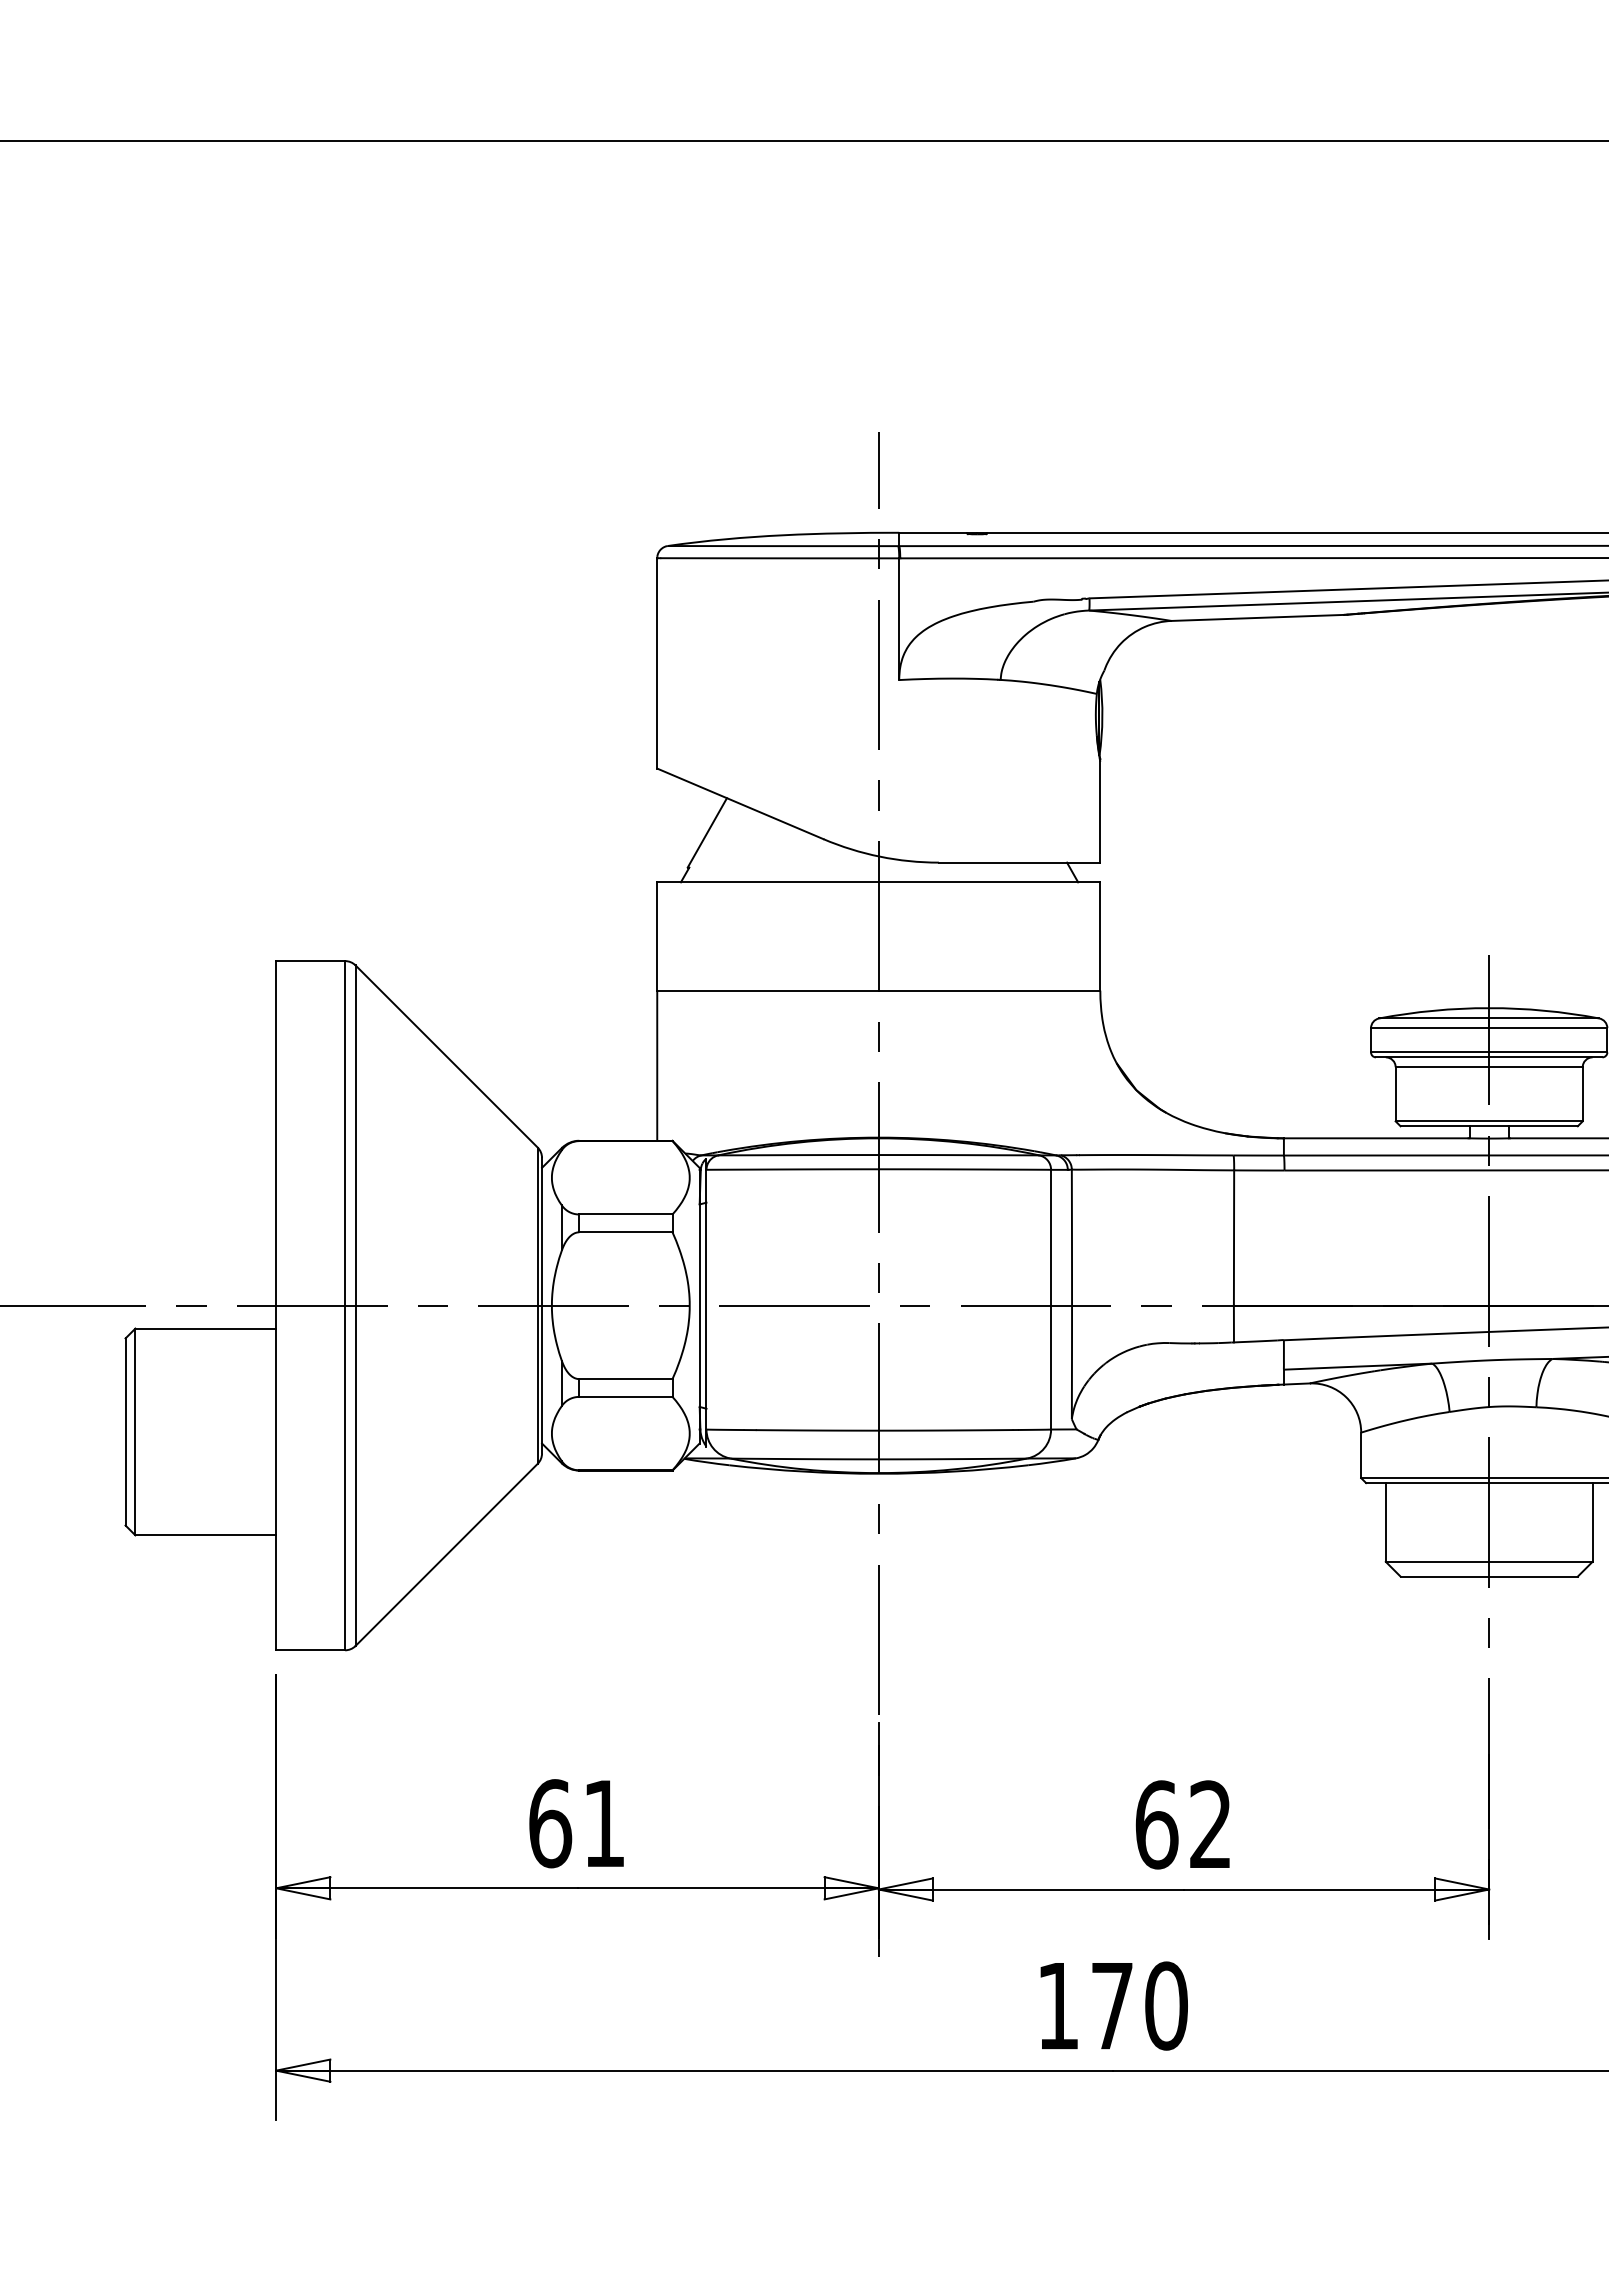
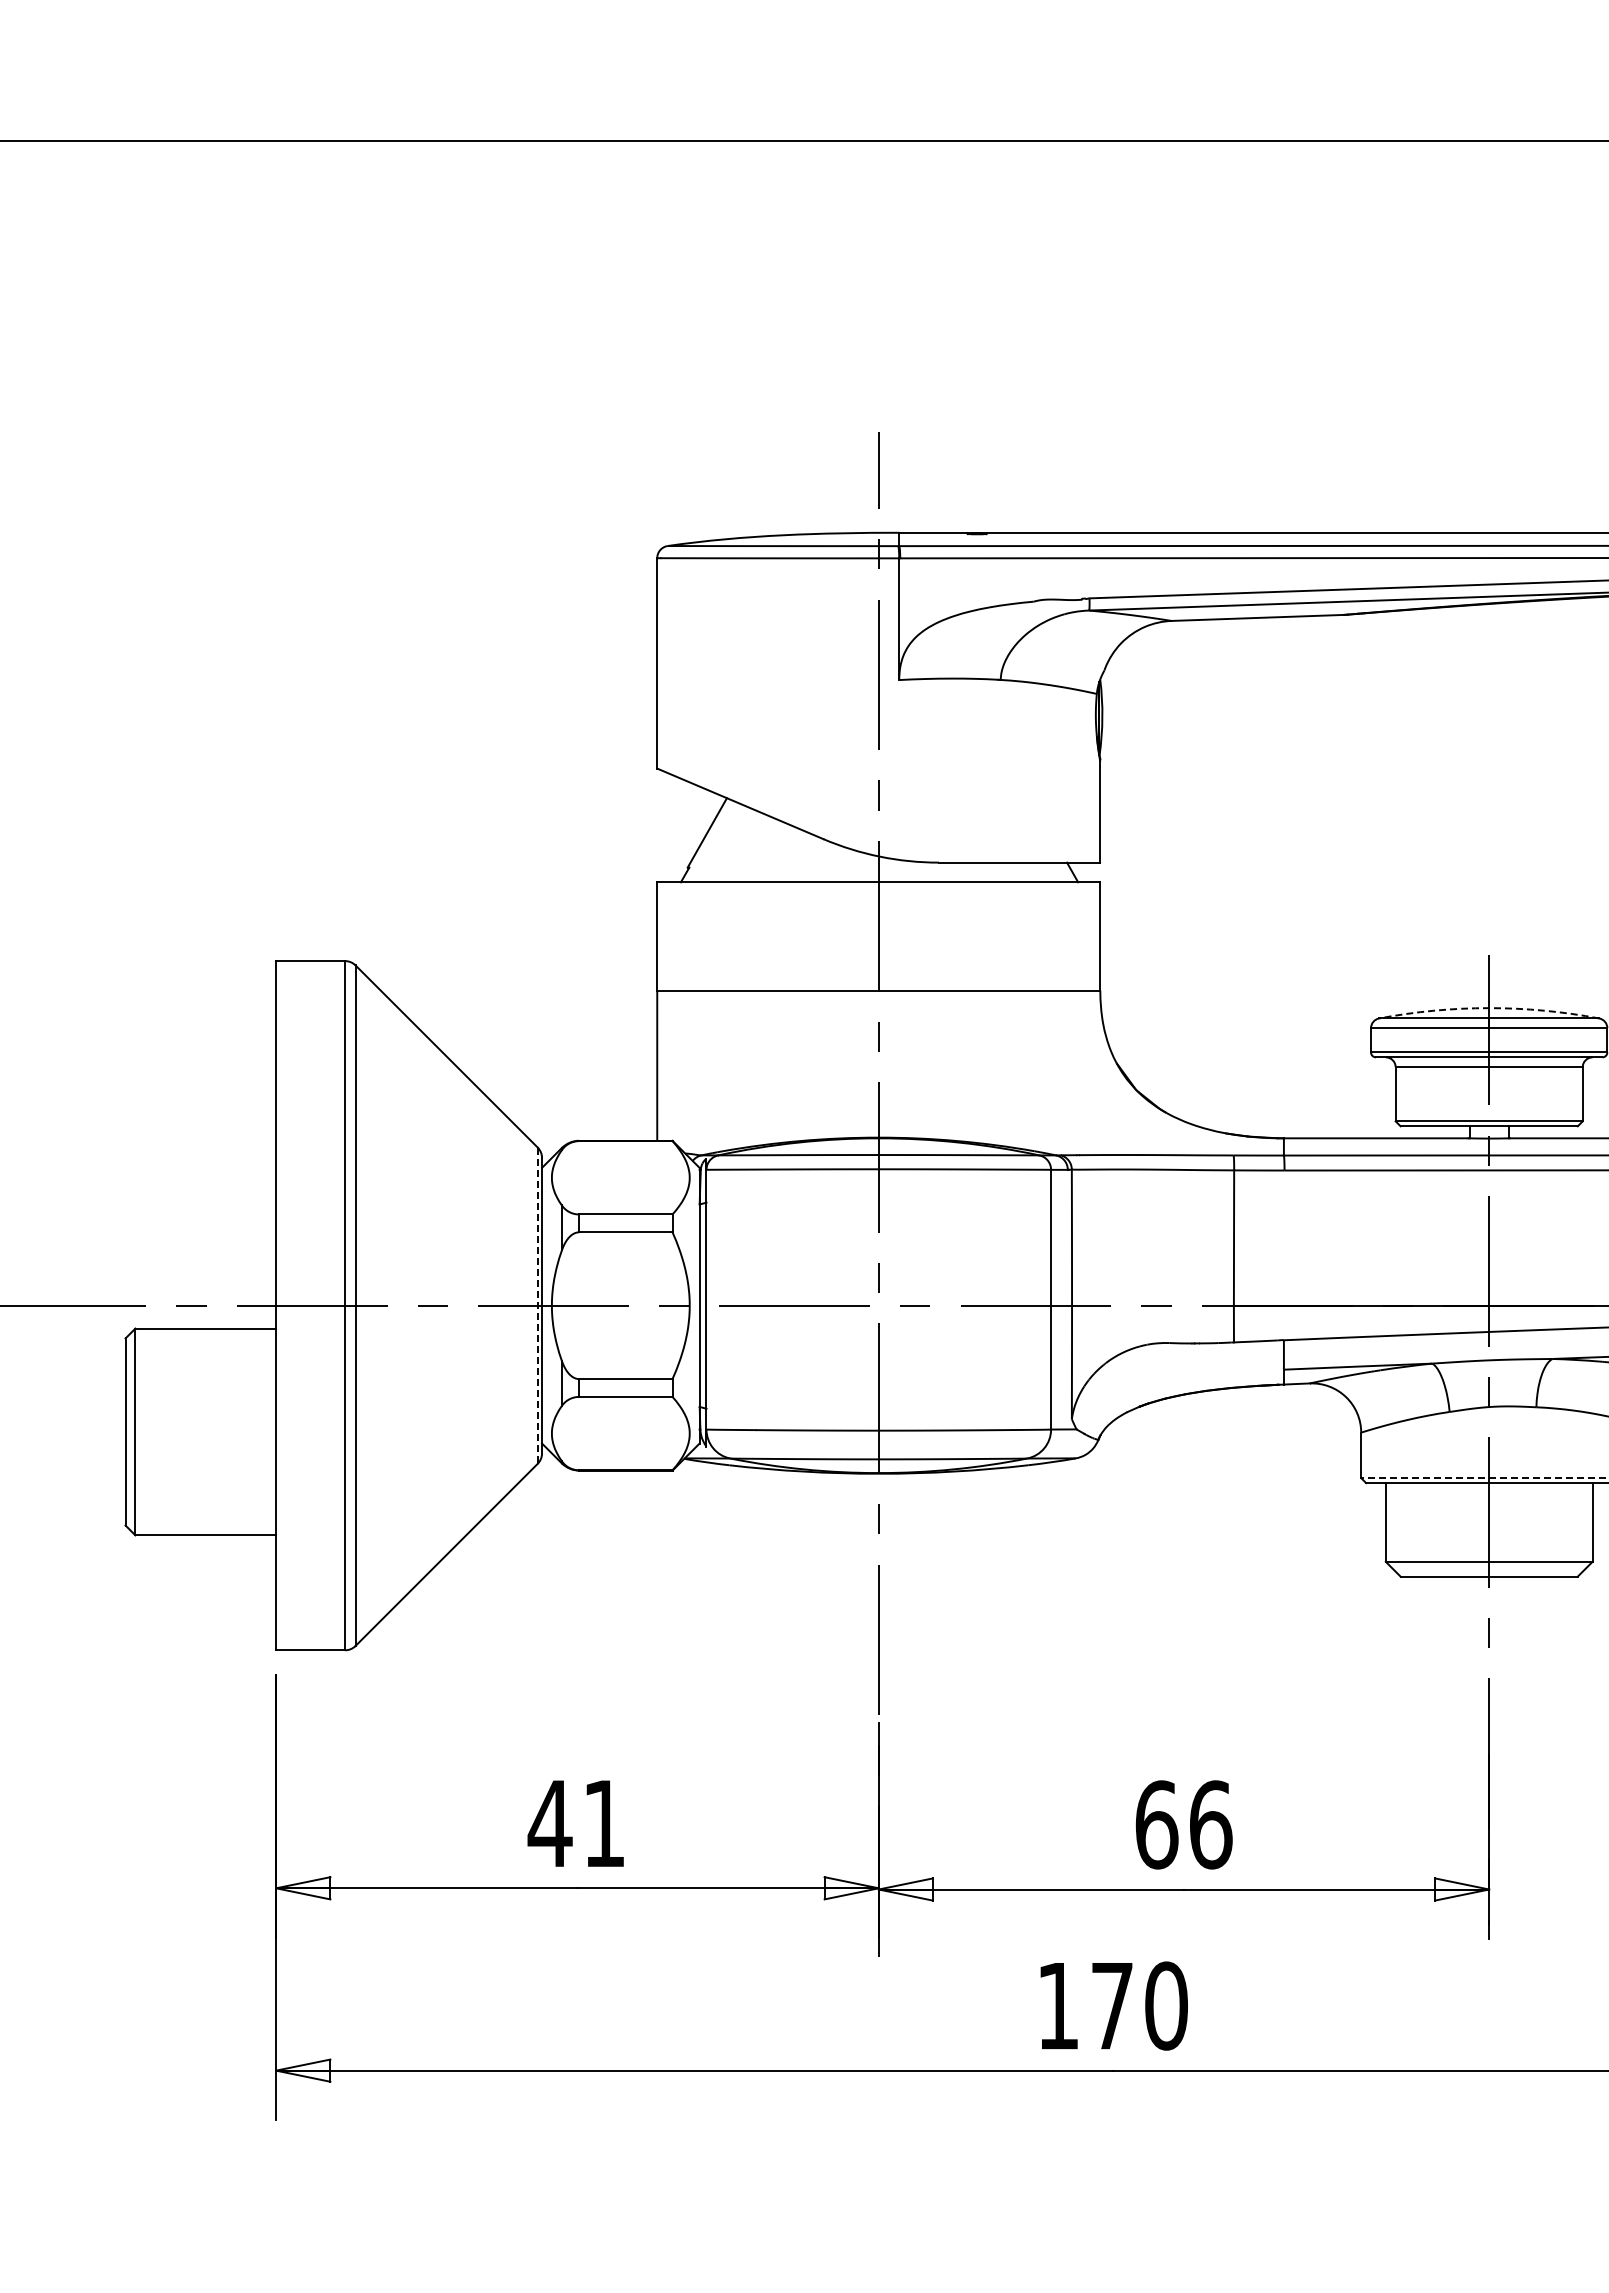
arc: solid -> dashed (1489, 1008)
line: solid -> dashed (537, 1306)
line: solid -> dashed (1484, 1478)
text: 61 -> 41 (549, 1823)
text: 62 -> 66 (1211, 1824)
